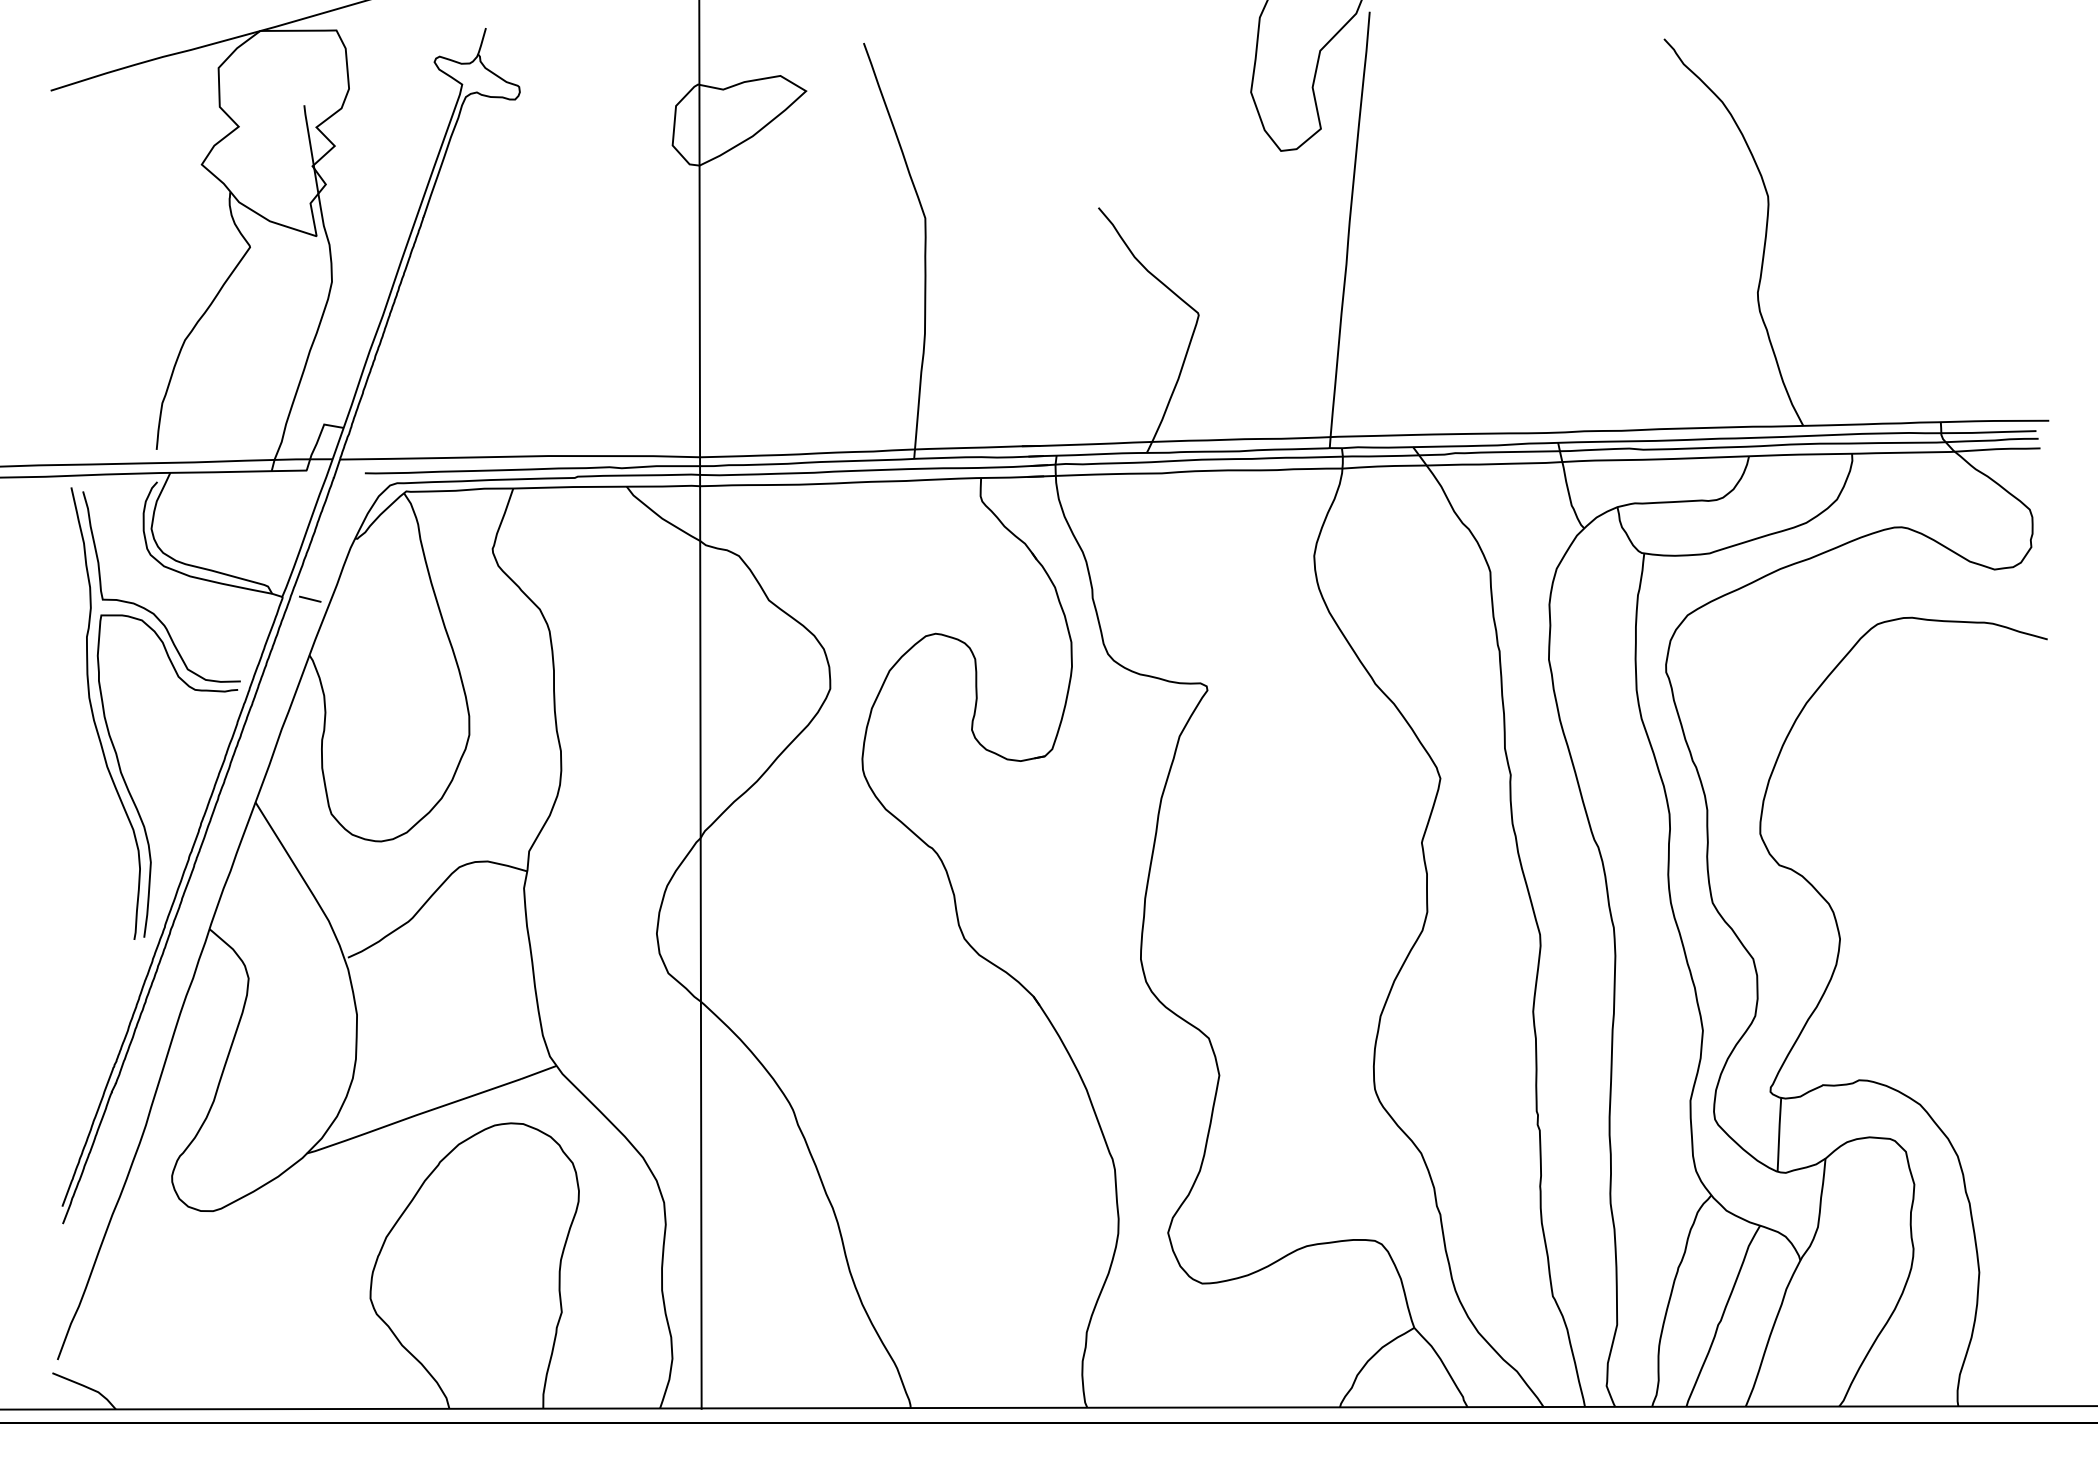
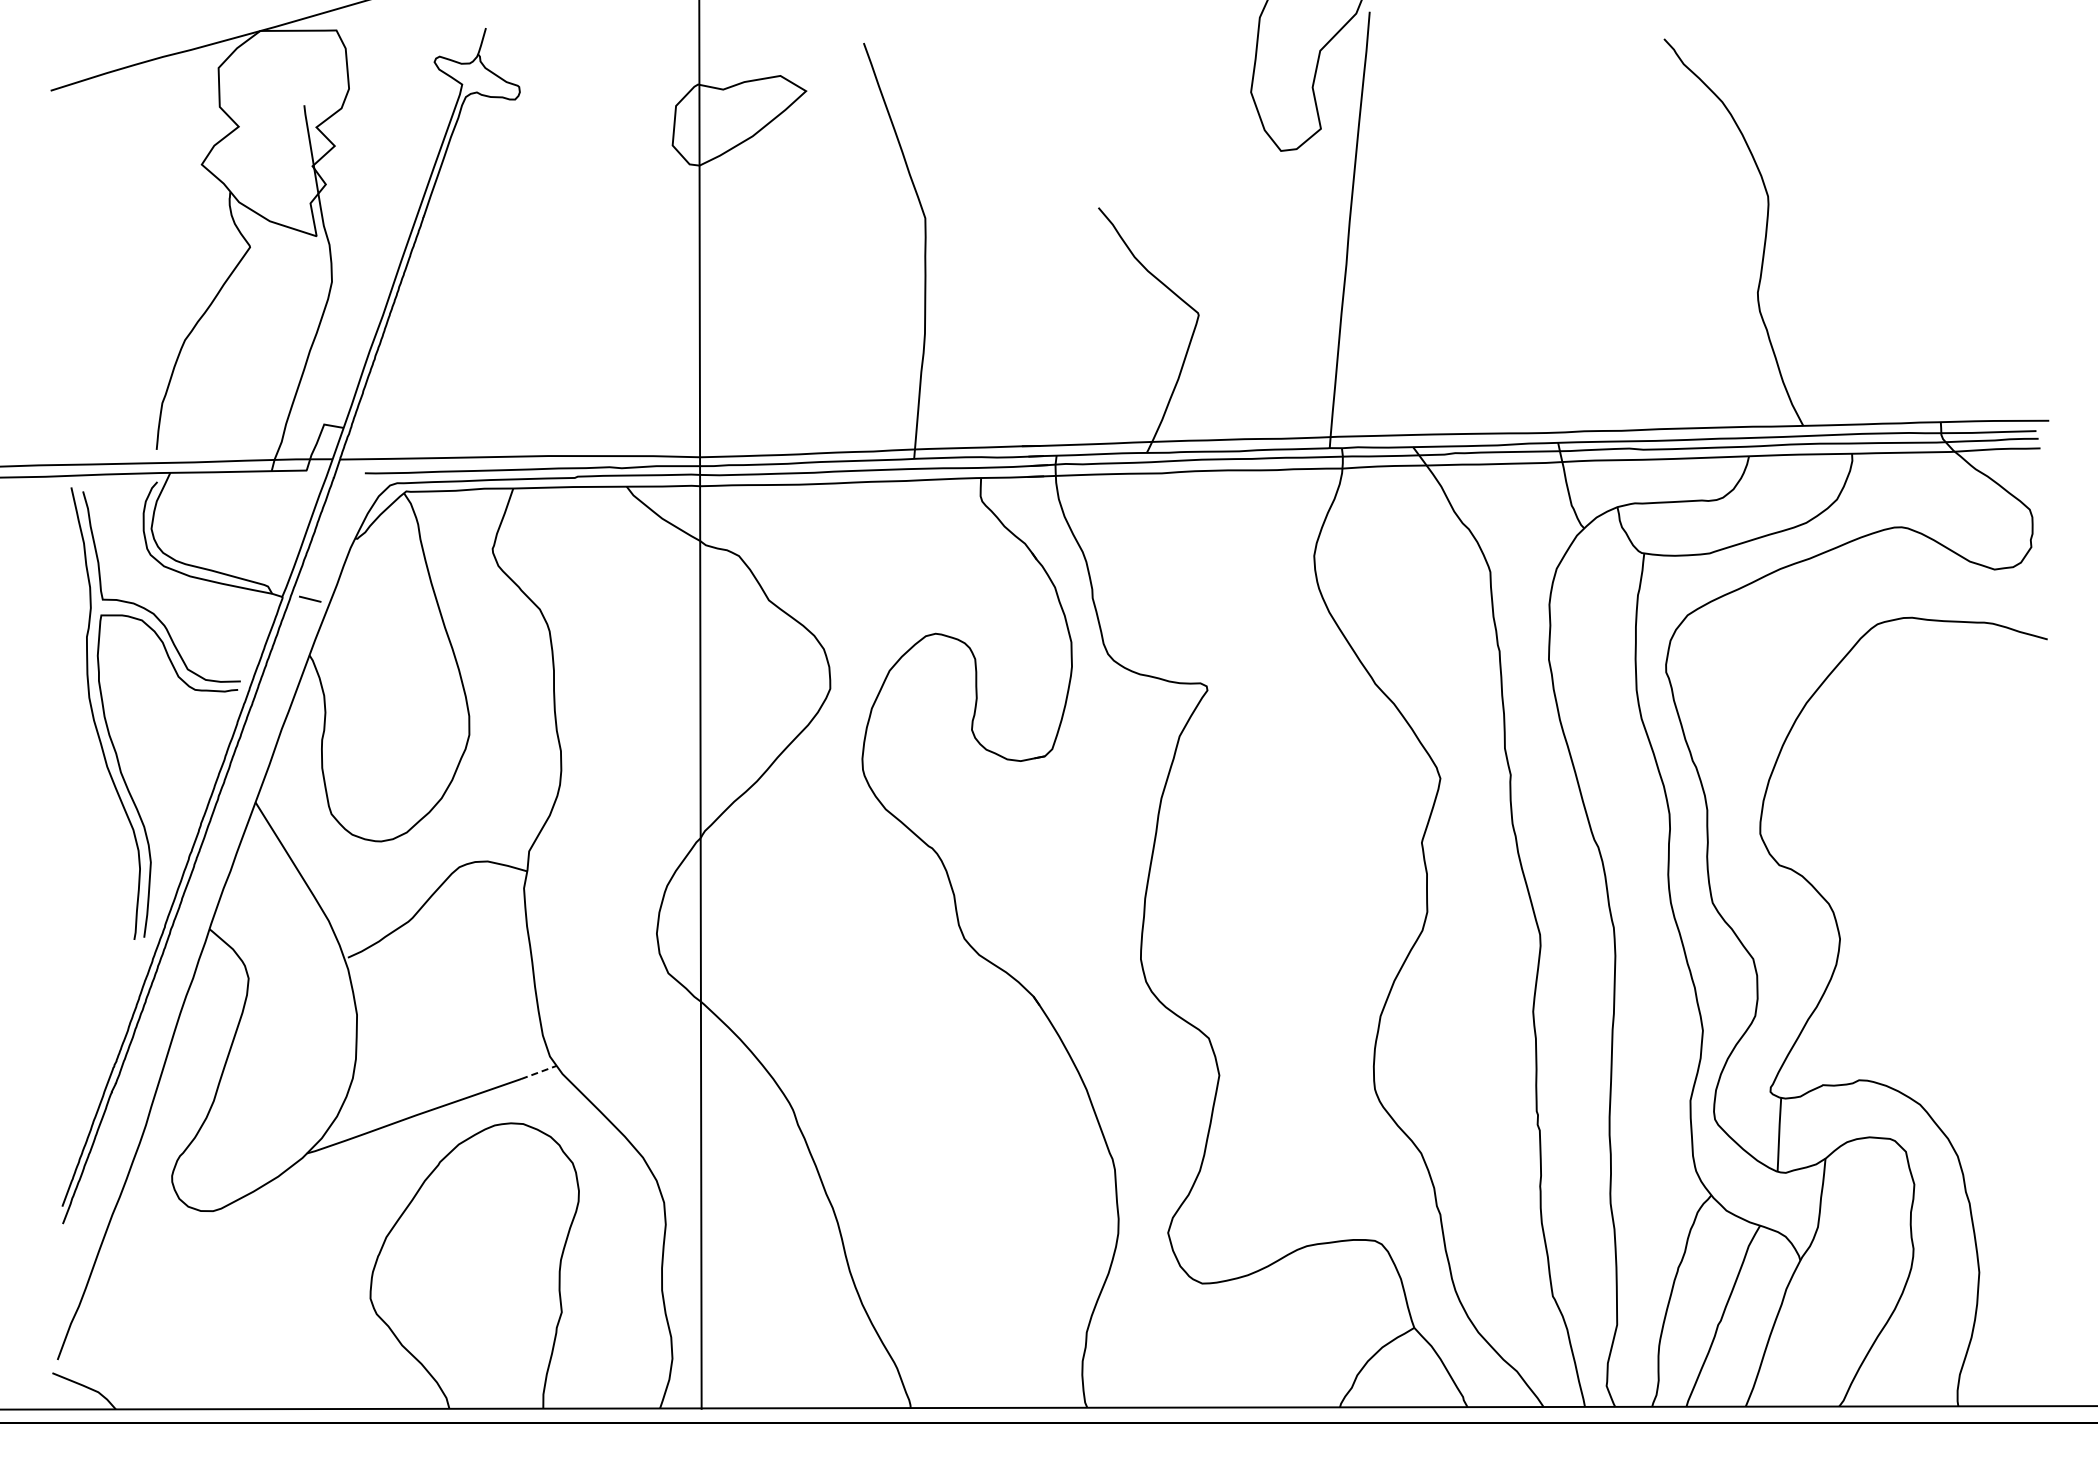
line: solid -> dashed (539, 1072)
